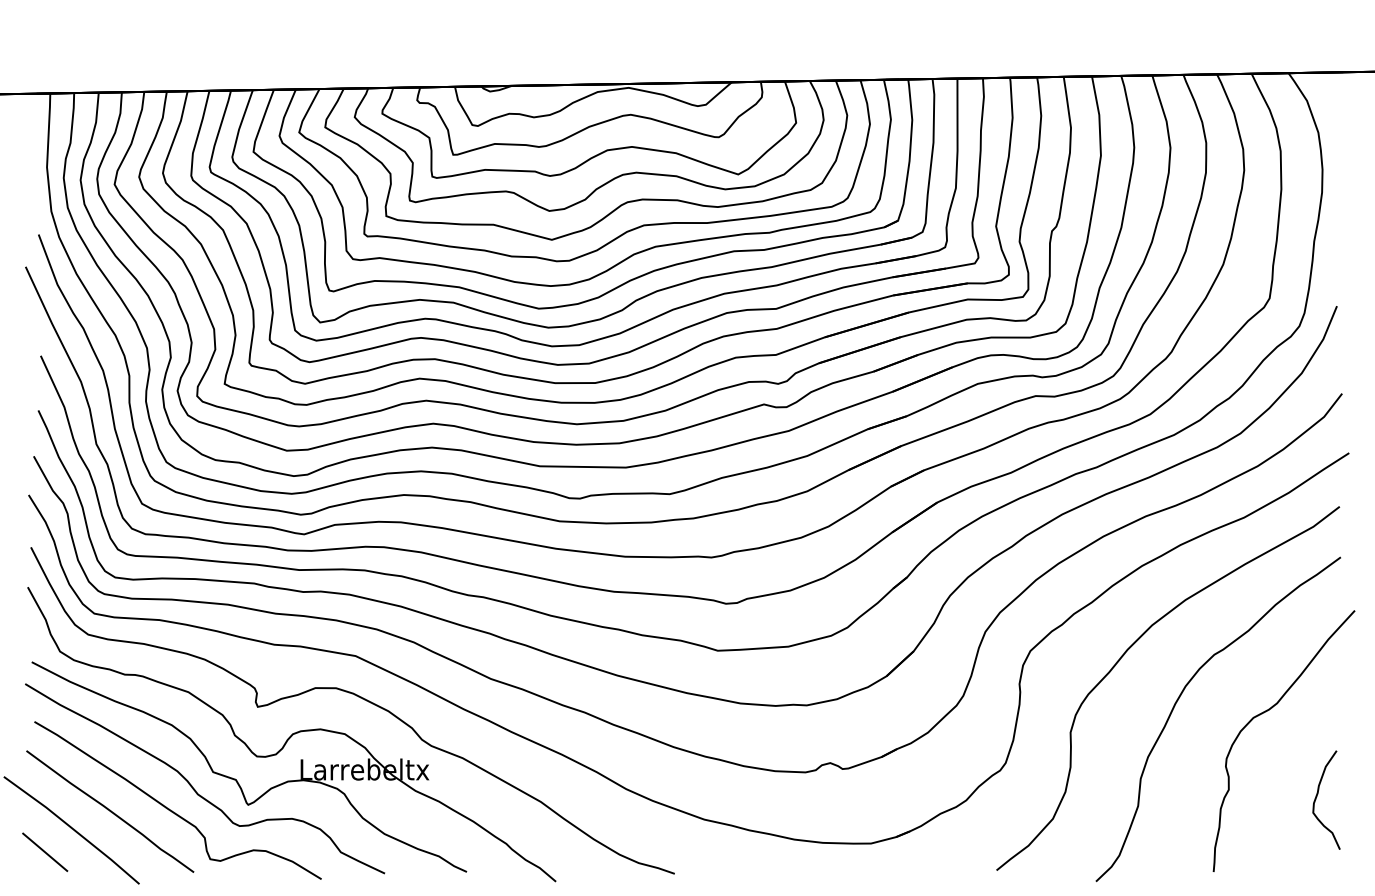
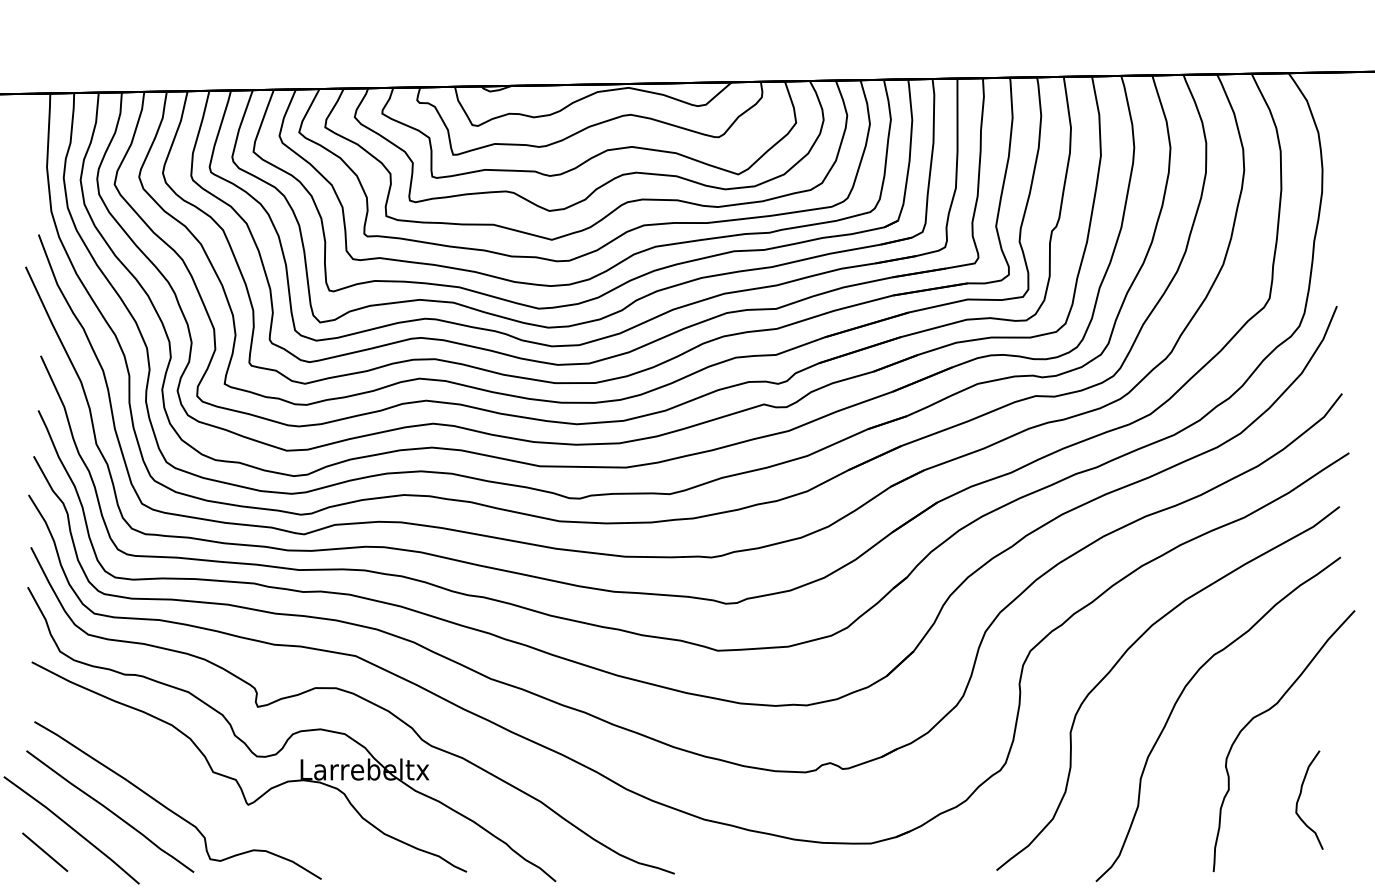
part: present -> none (192, 785)
part position: (1318, 794) -> (1301, 794) (1301, 794)
